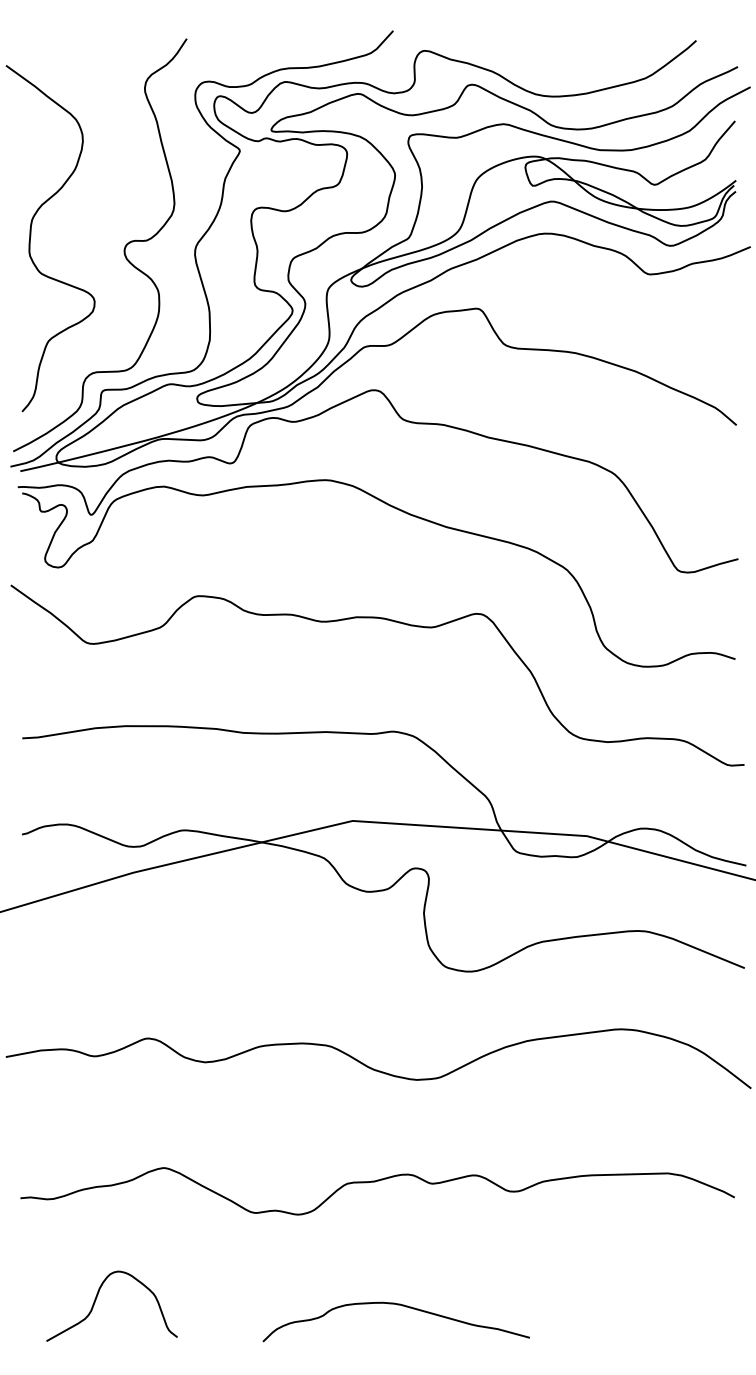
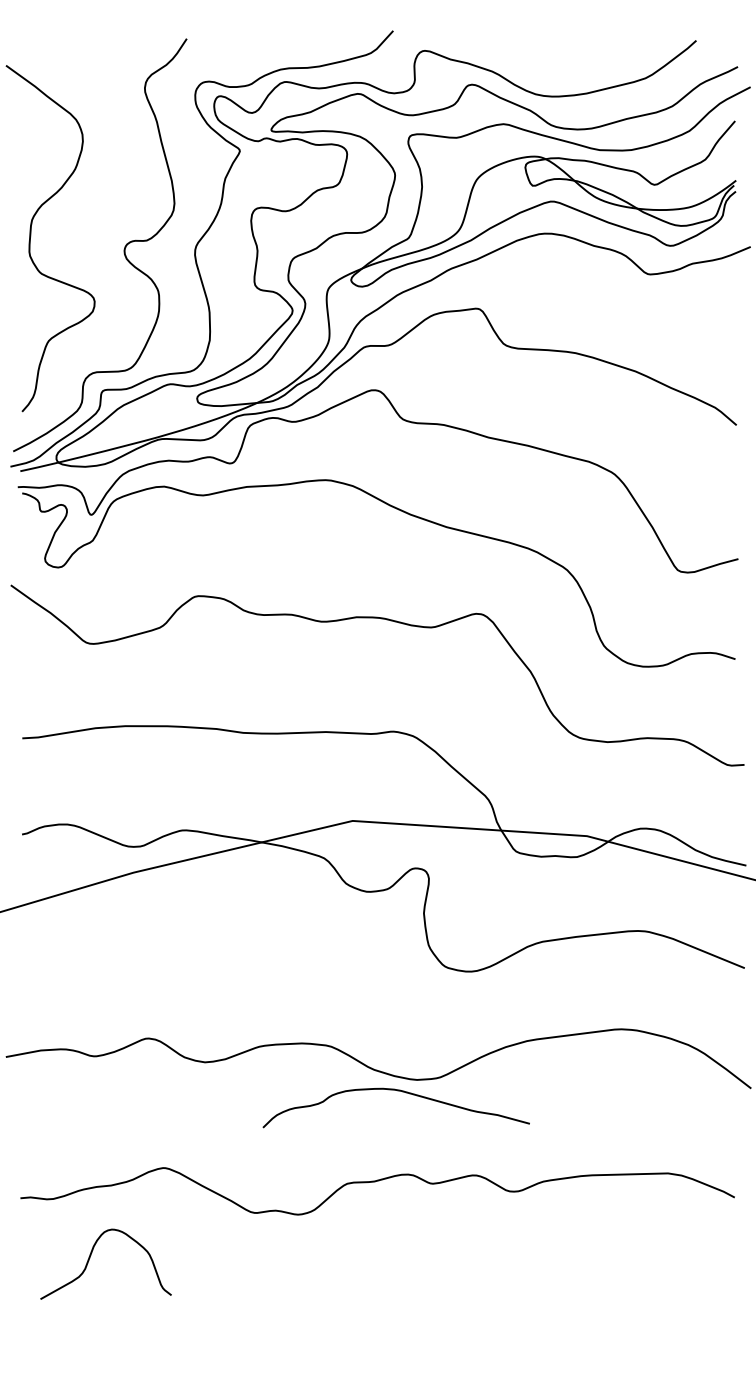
curve position: (96, 1300) -> (90, 1258) (90, 1258)
curve position: (397, 1305) -> (397, 1091) (397, 1091)
